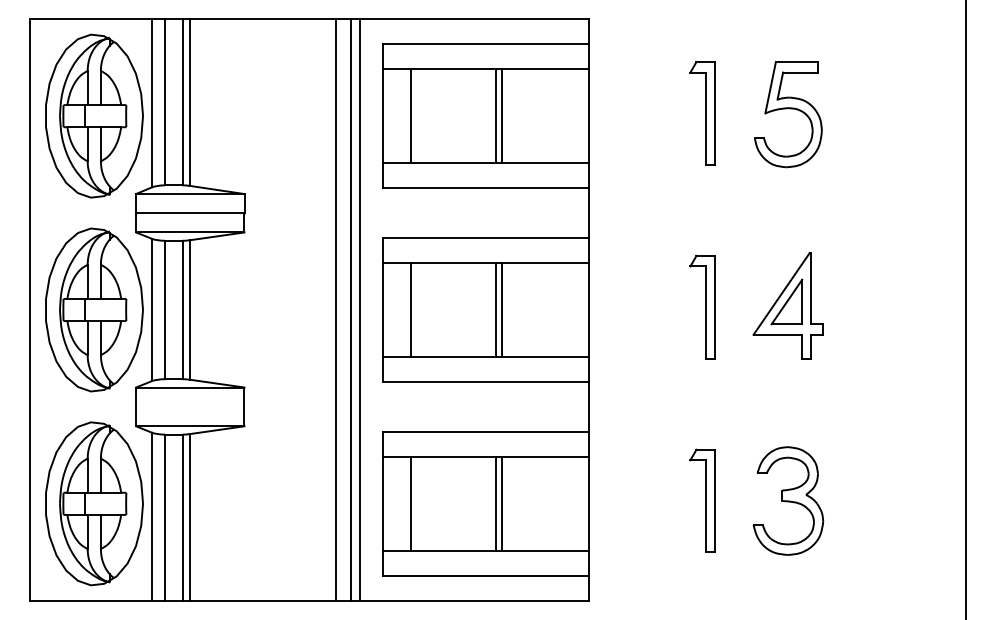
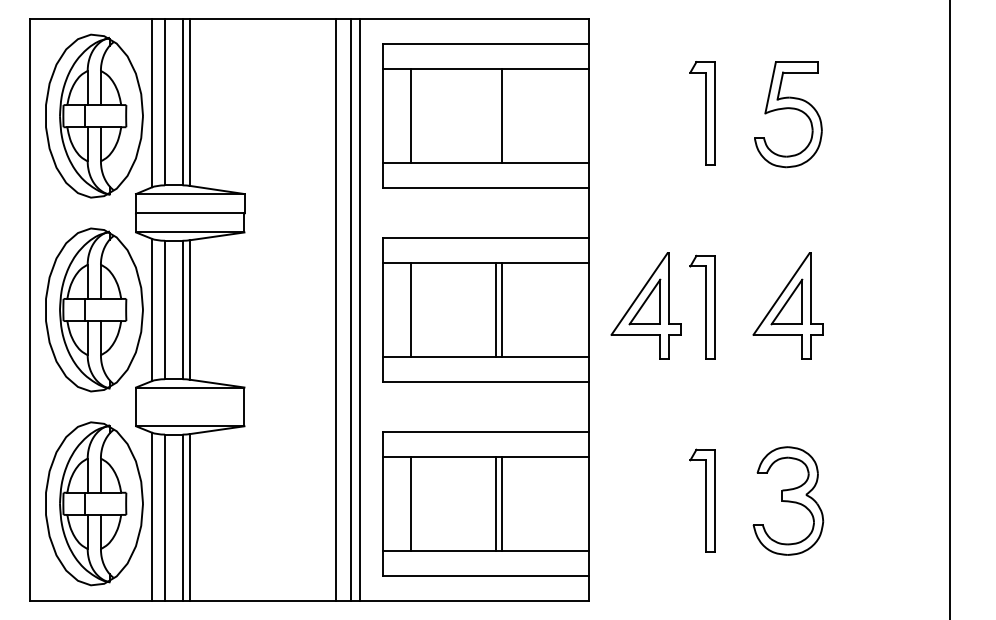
line: present -> none (496, 116)
part: none -> present (645, 305)
line position: (966, 309) -> (950, 309) (950, 309)
